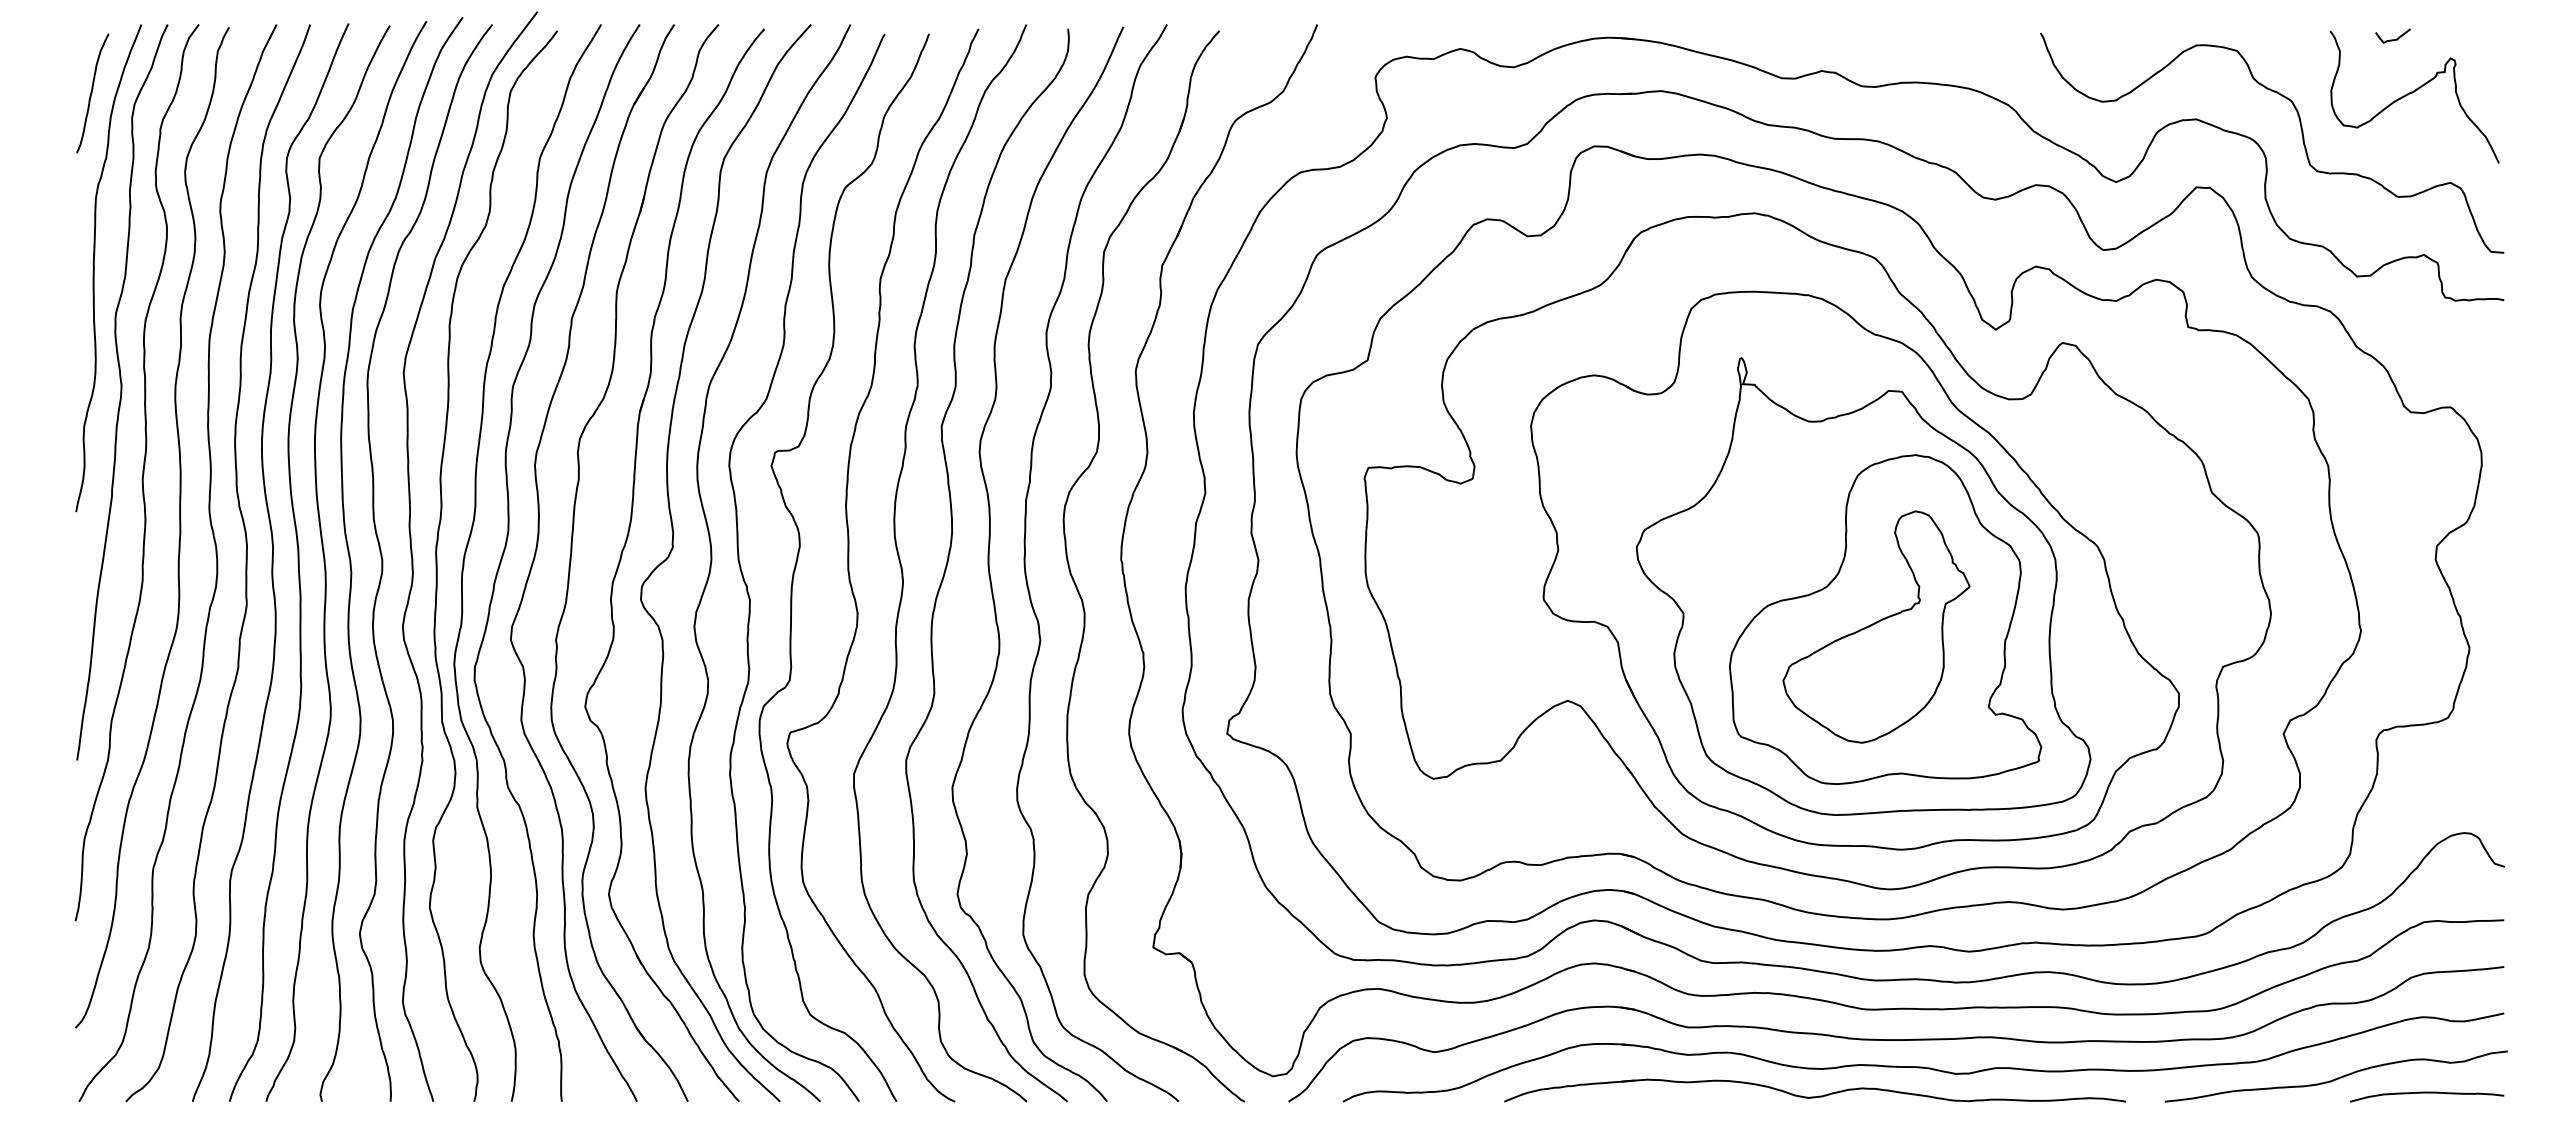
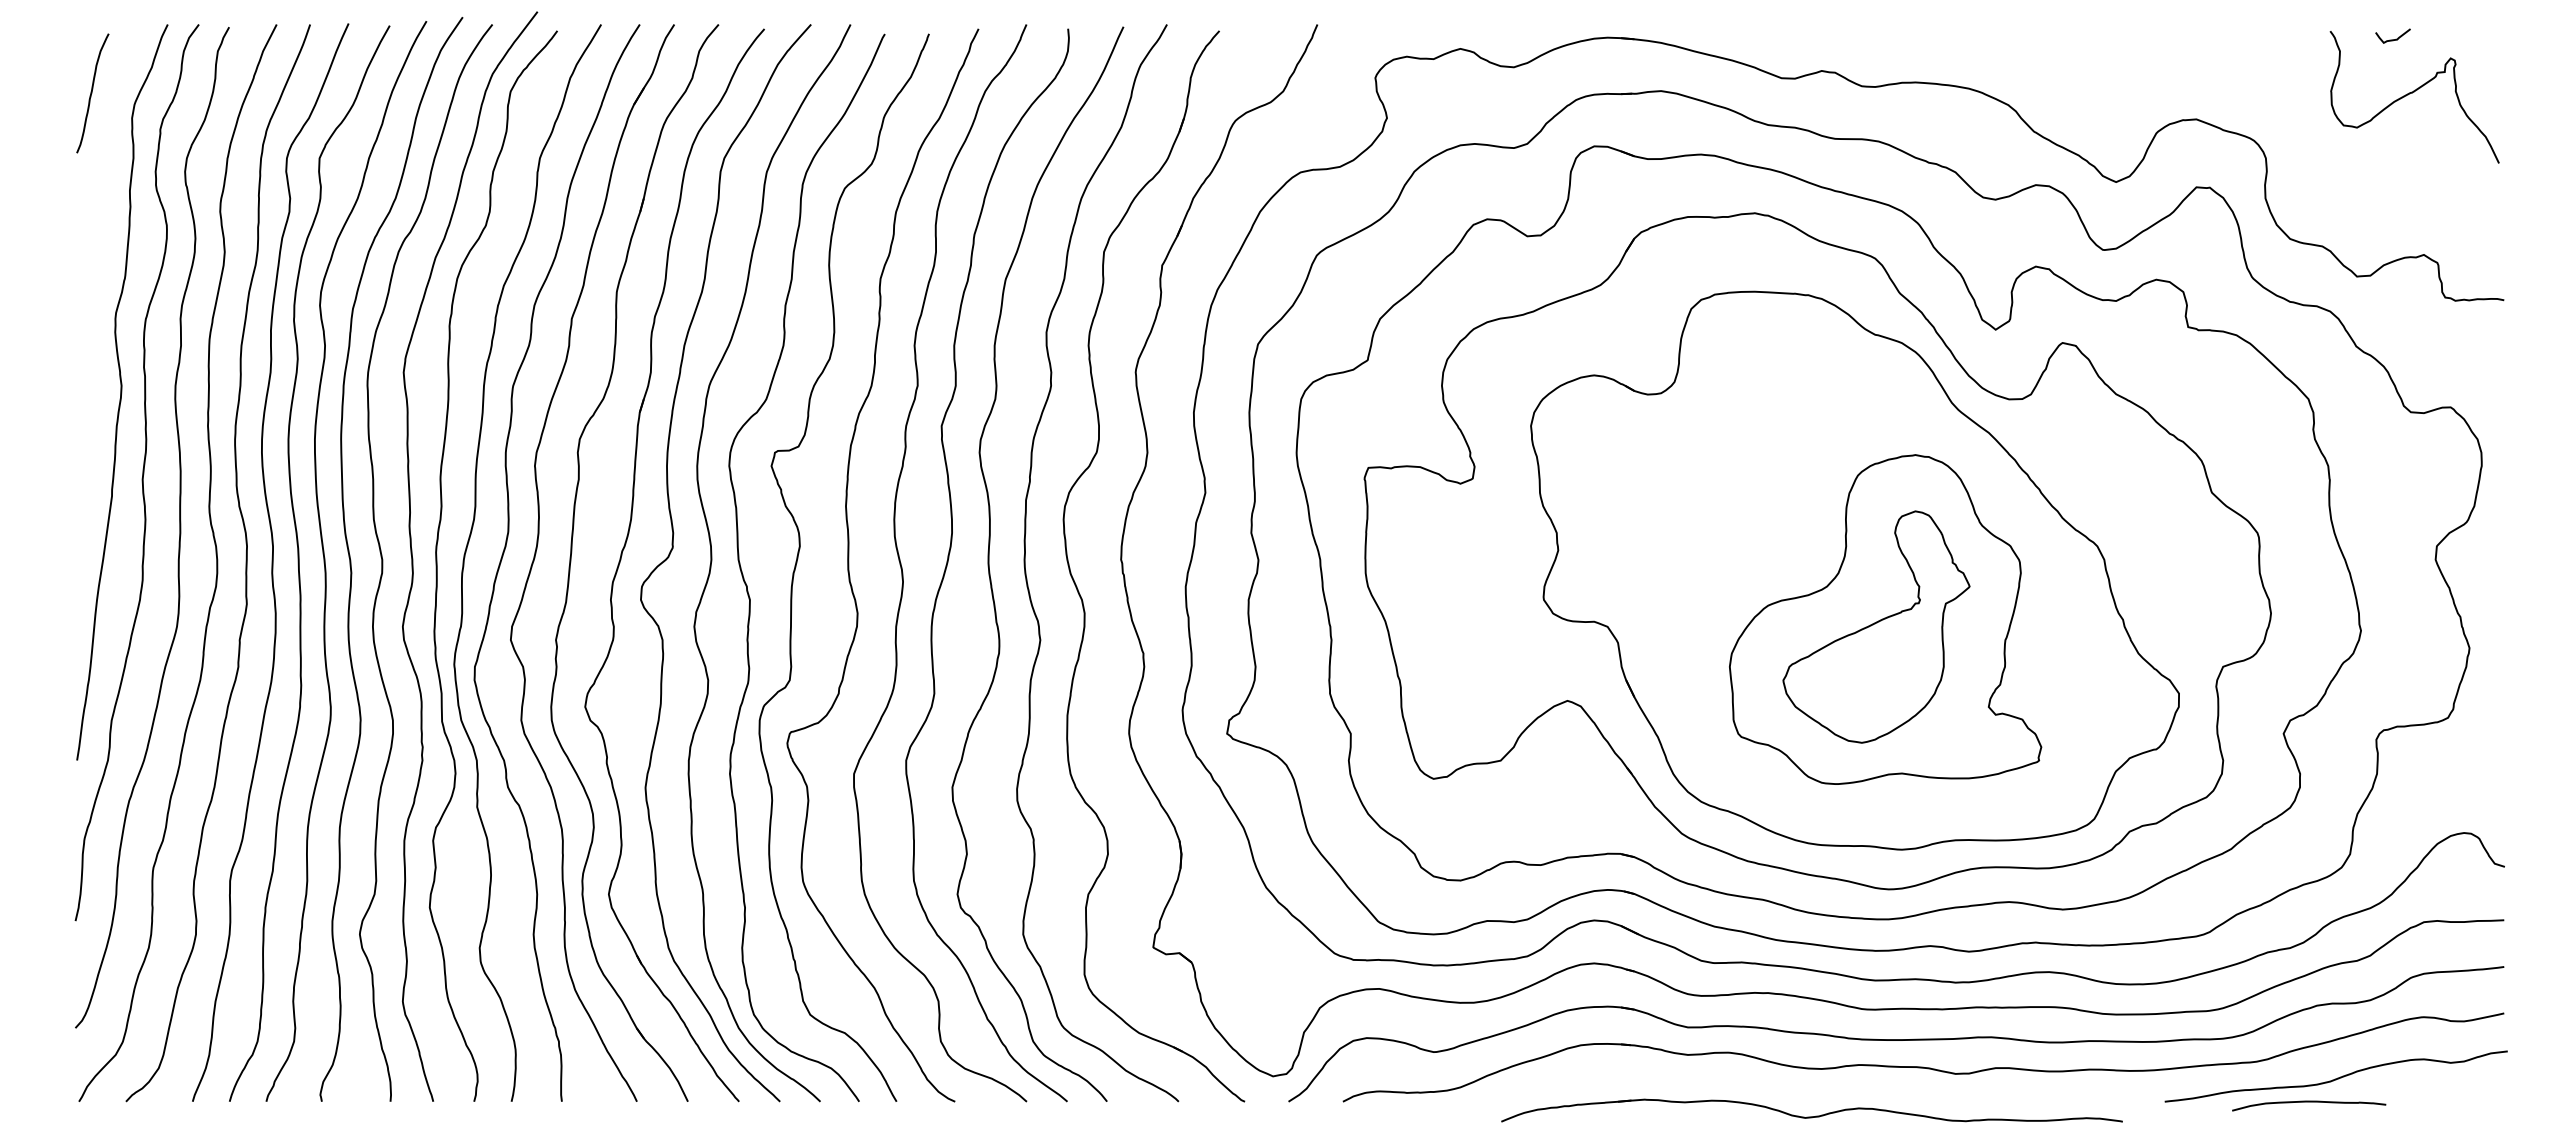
curve: present -> none (2302, 141)
curve: present -> none (94, 268)
part: present -> none (1863, 586)
part position: (1814, 1090) -> (1811, 1110) (1811, 1110)
curve position: (2427, 1093) -> (2309, 1102) (2309, 1102)
